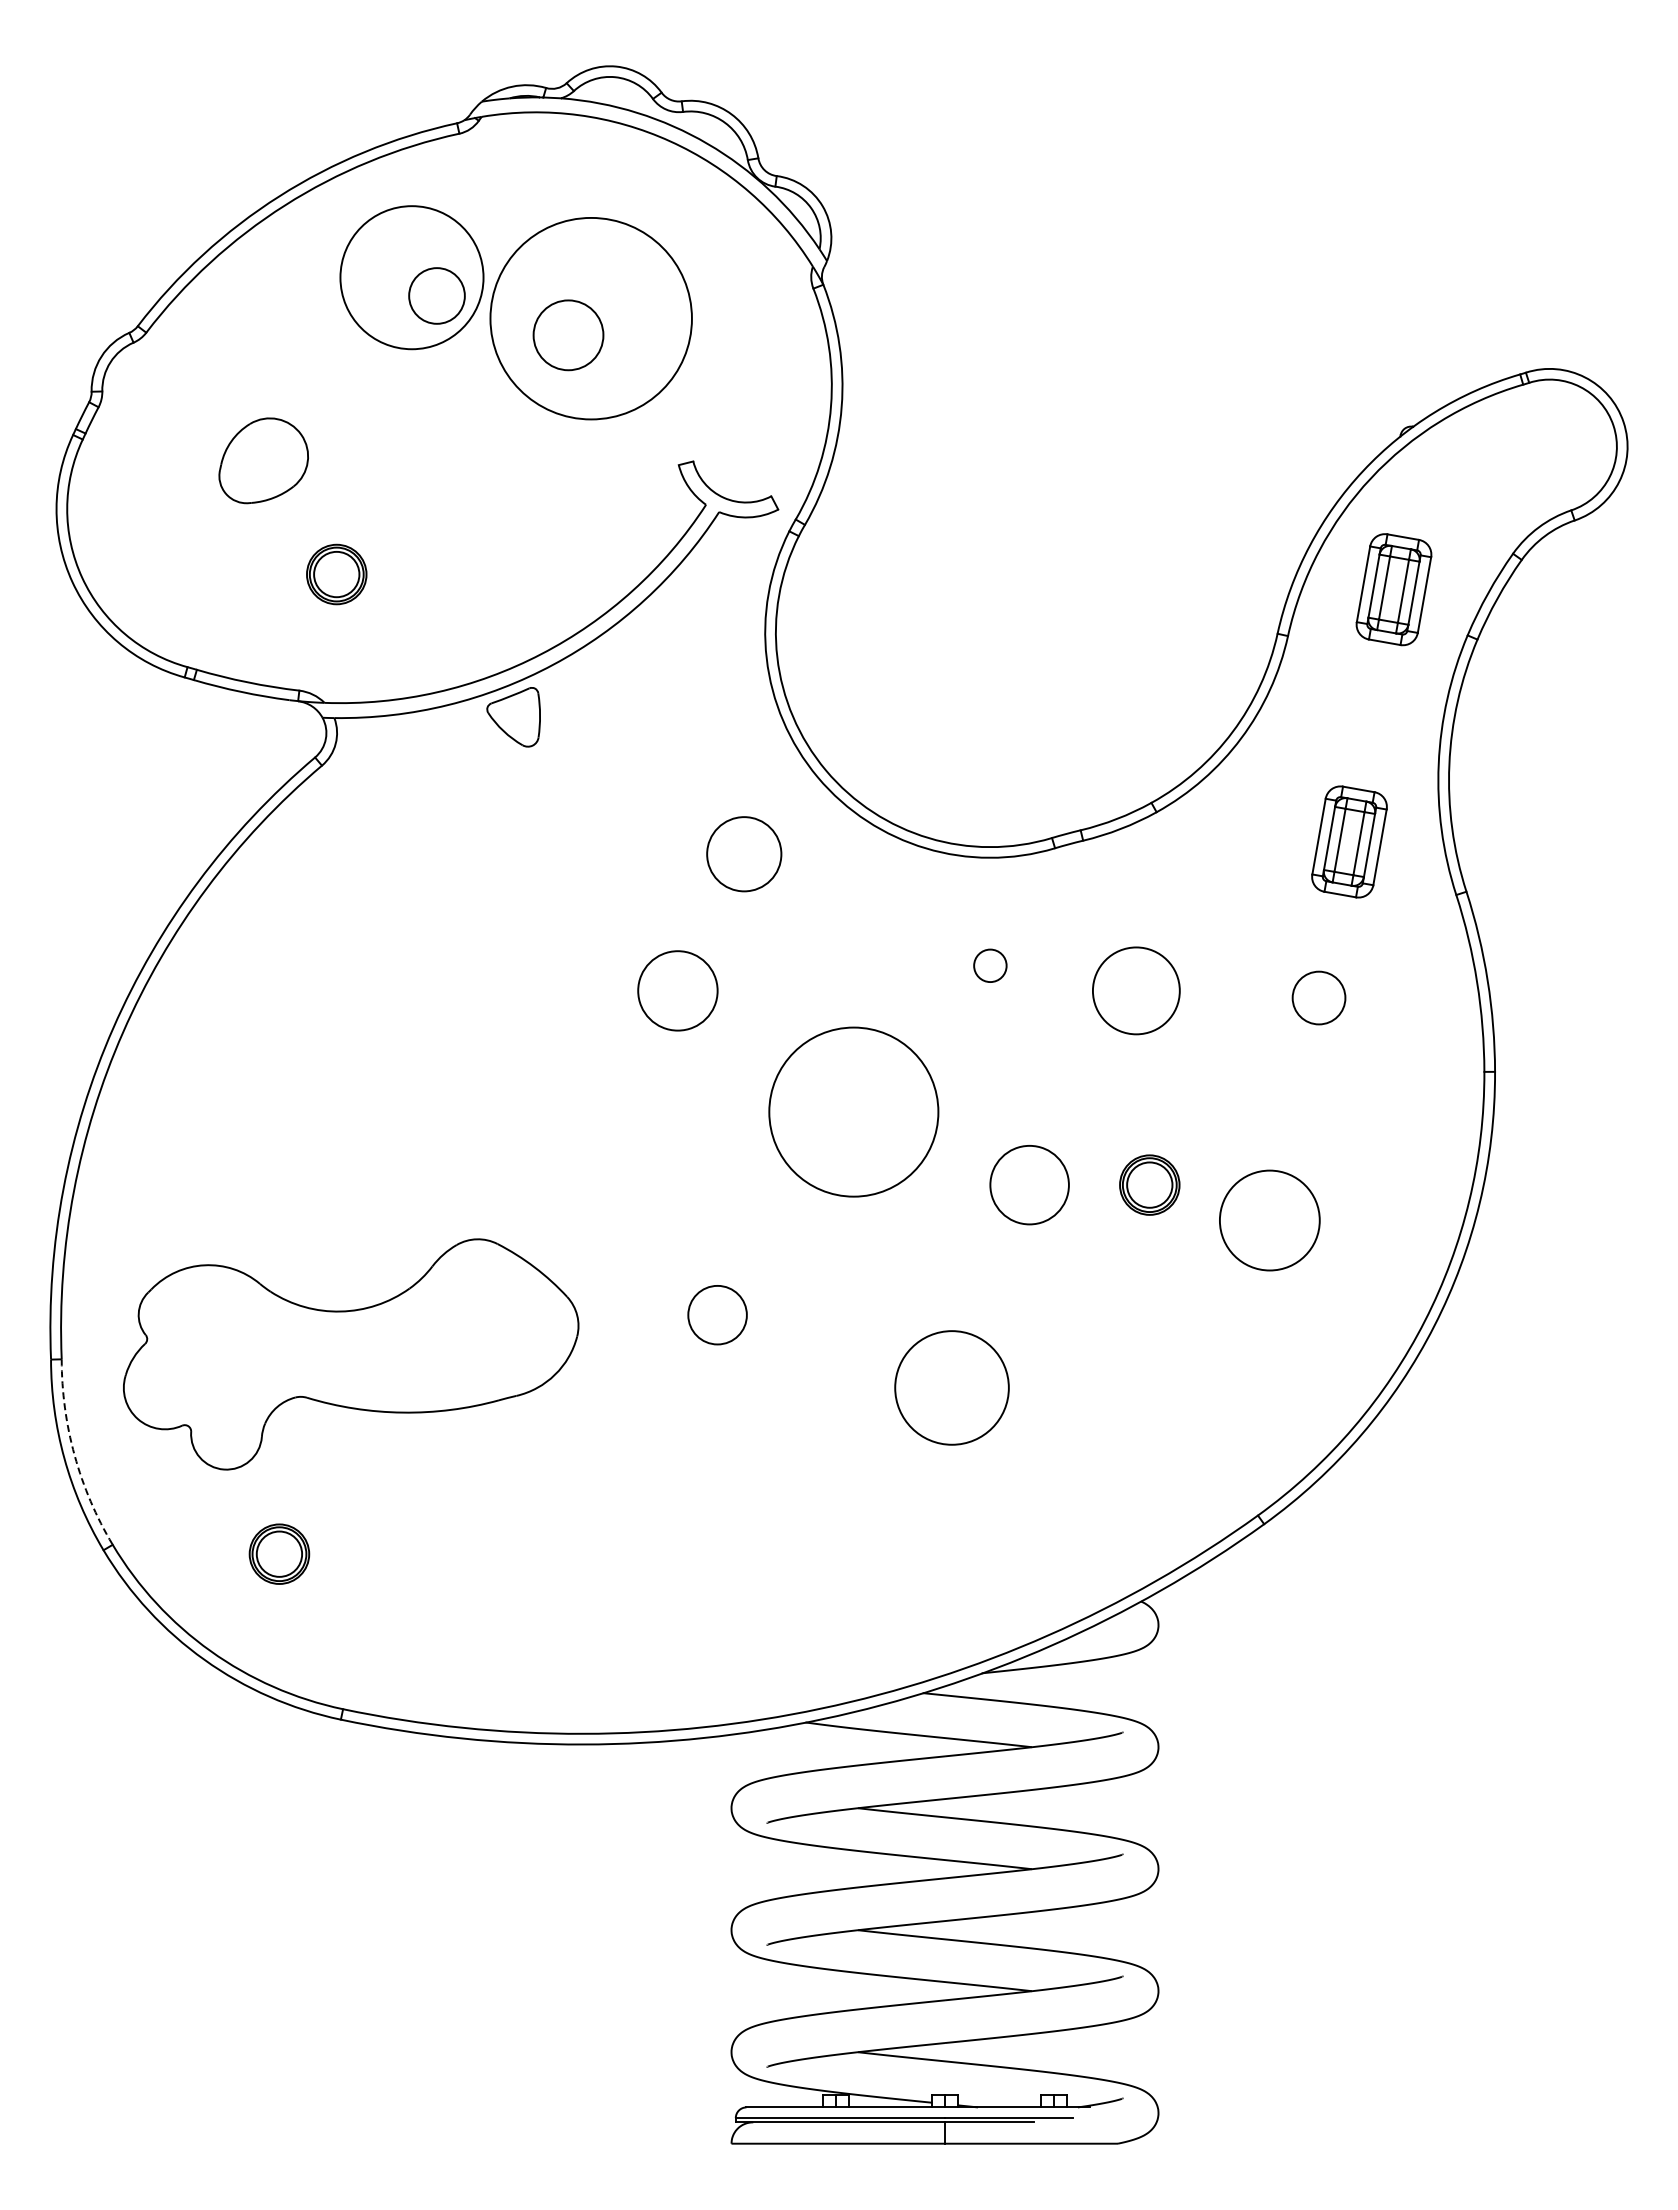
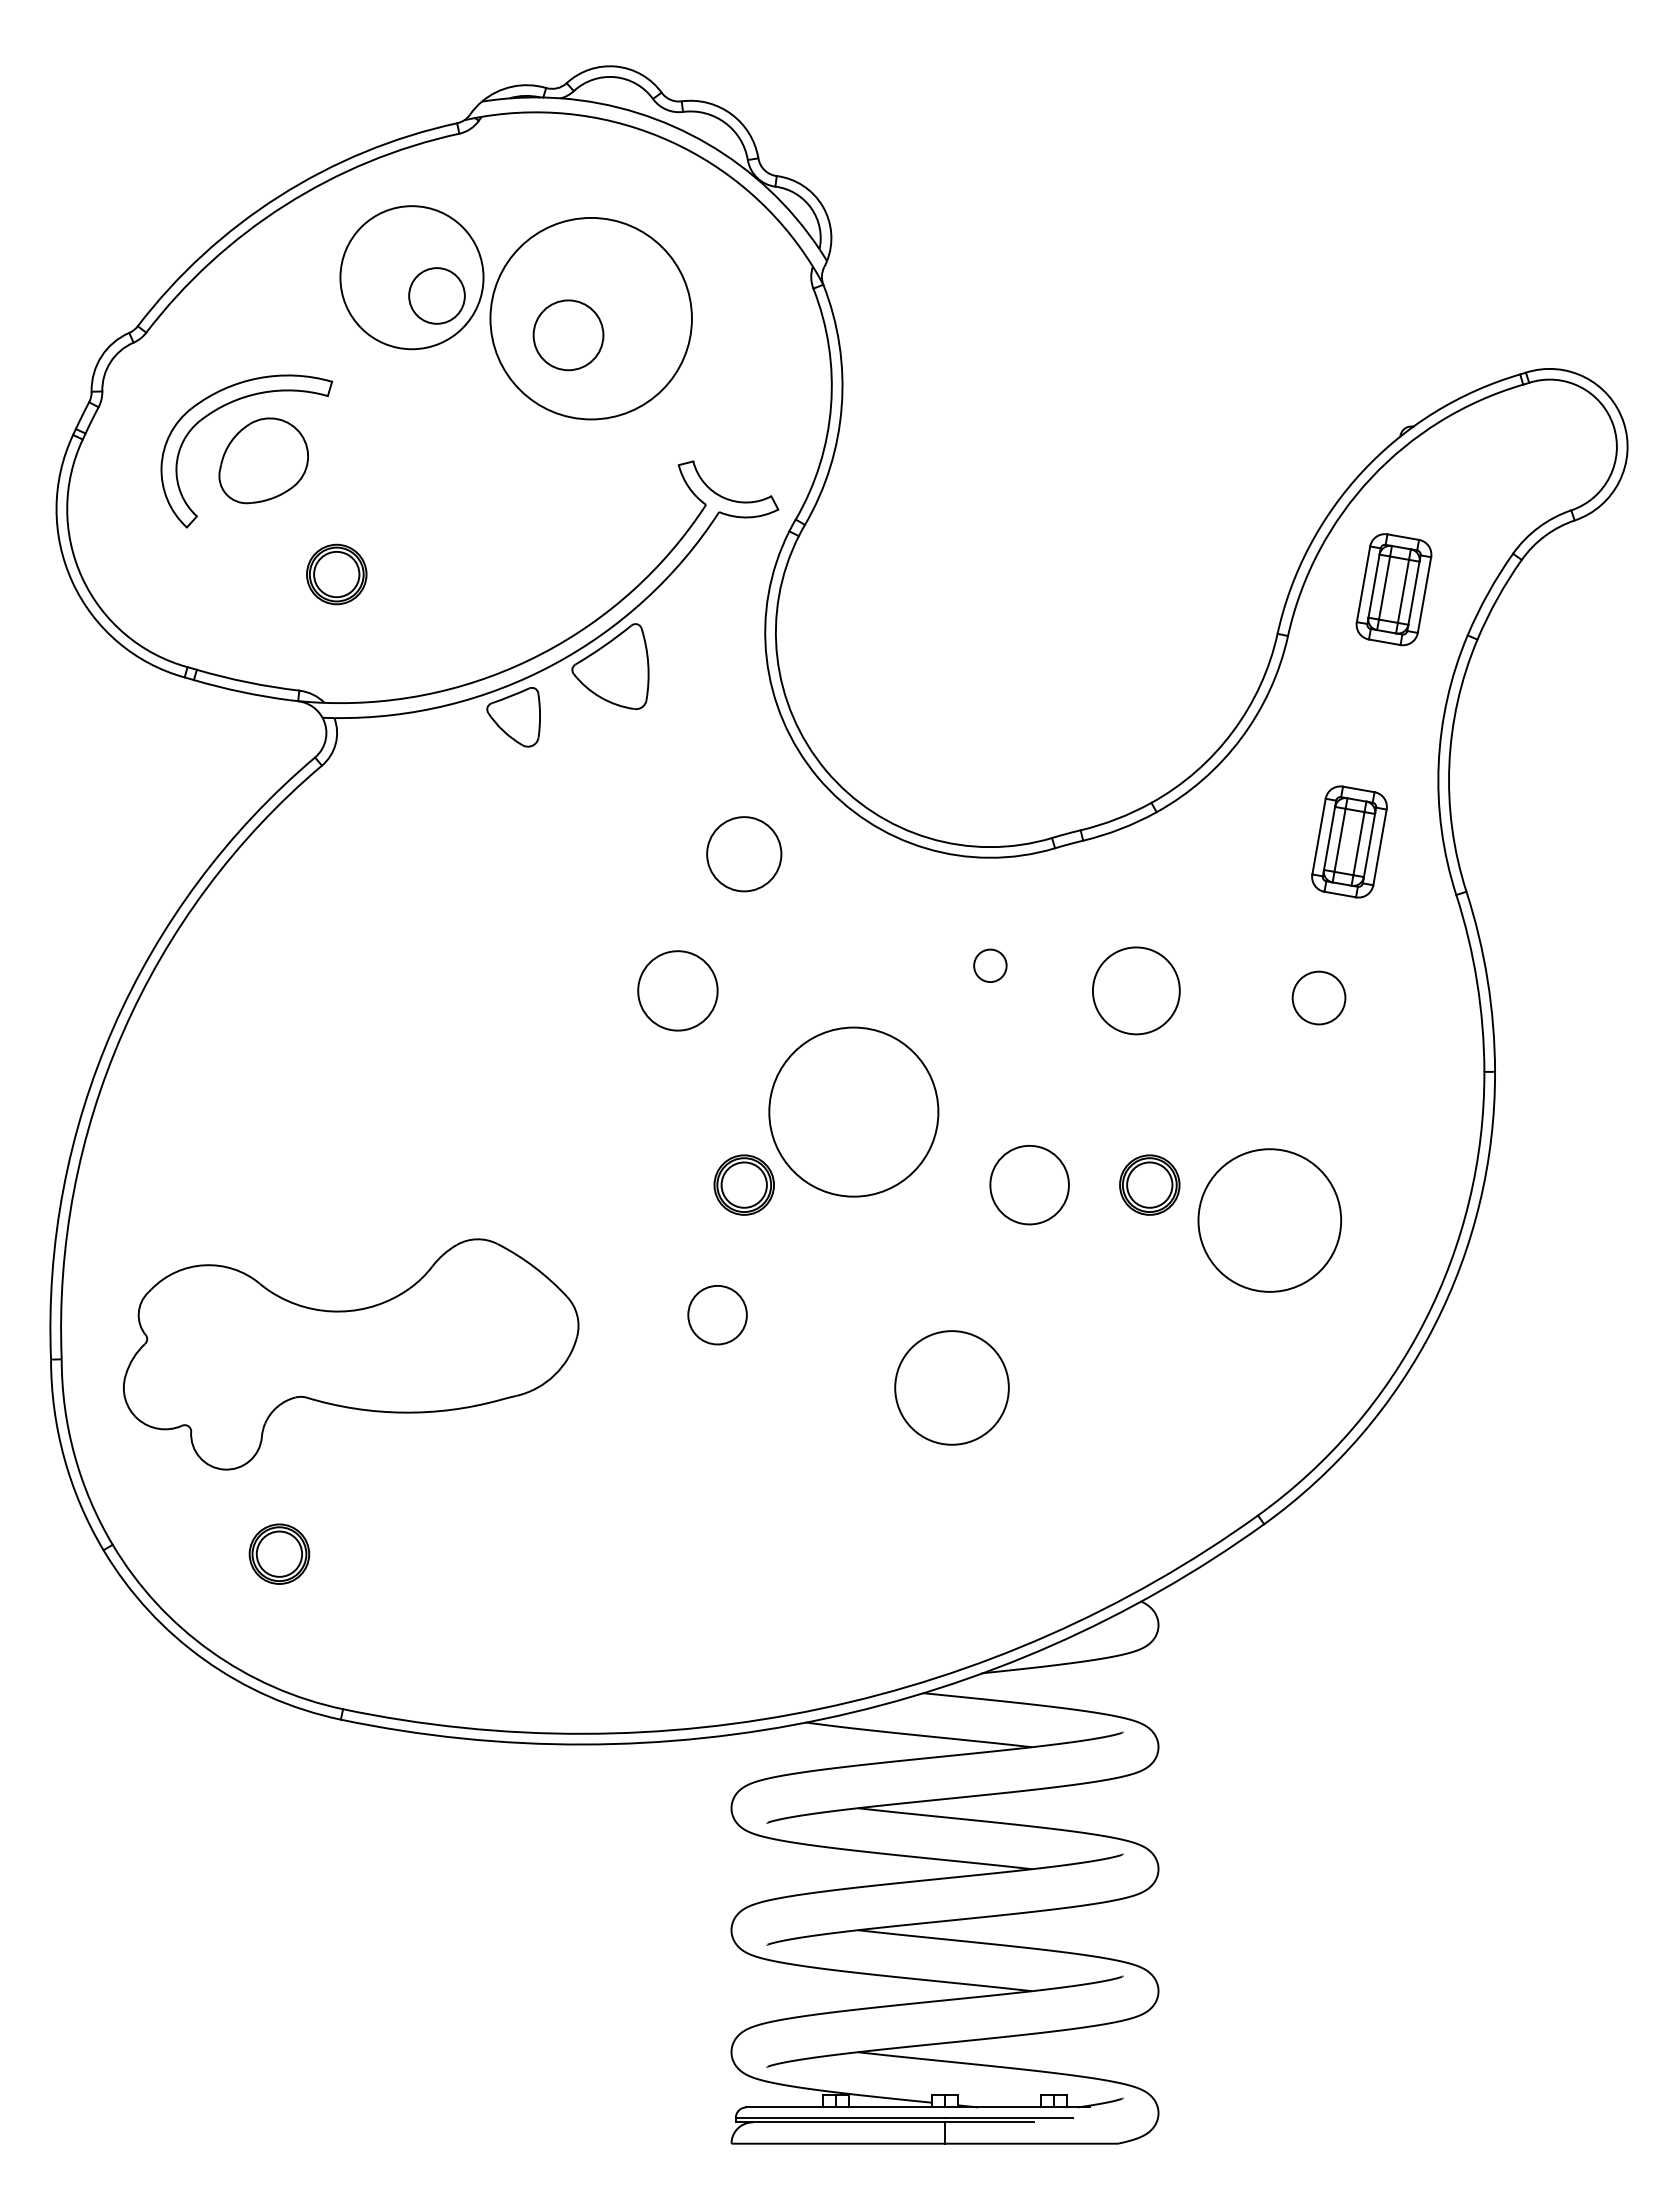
part: none -> present (219, 409)
part: none -> present (610, 666)
part: none -> present (743, 1184)
circle diameter: 100 px -> 143 px (1269, 1220)
arc: dashed -> solid (74, 1455)
